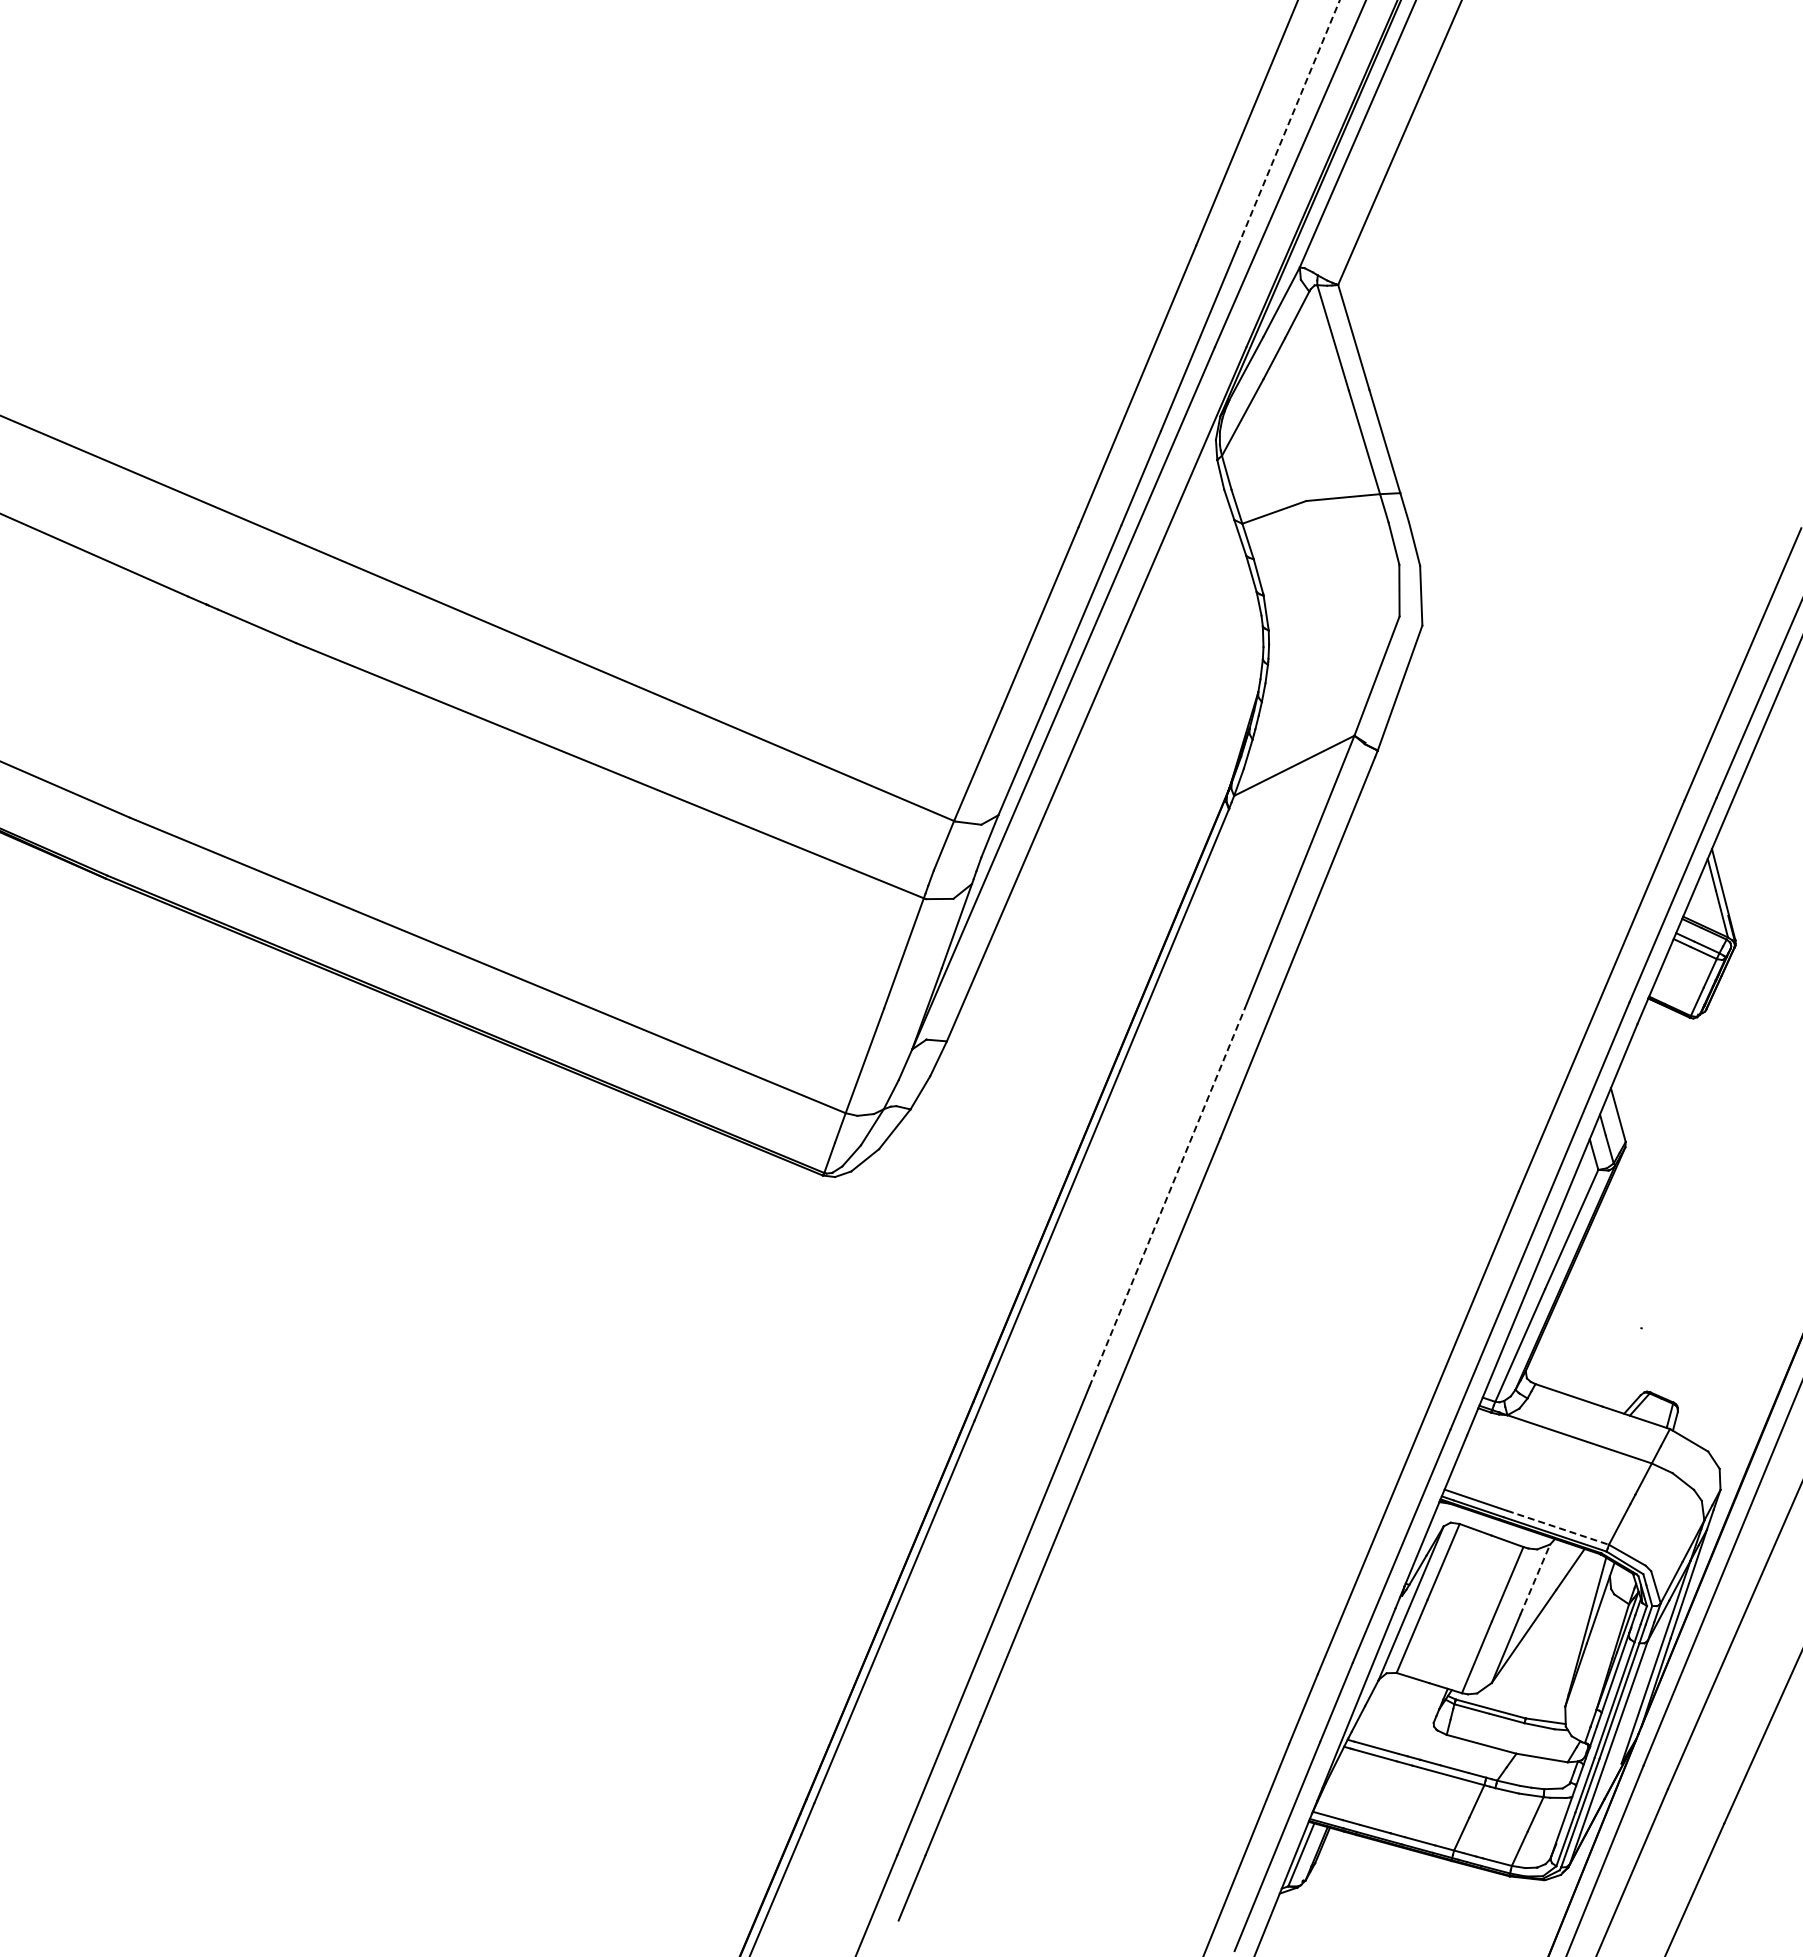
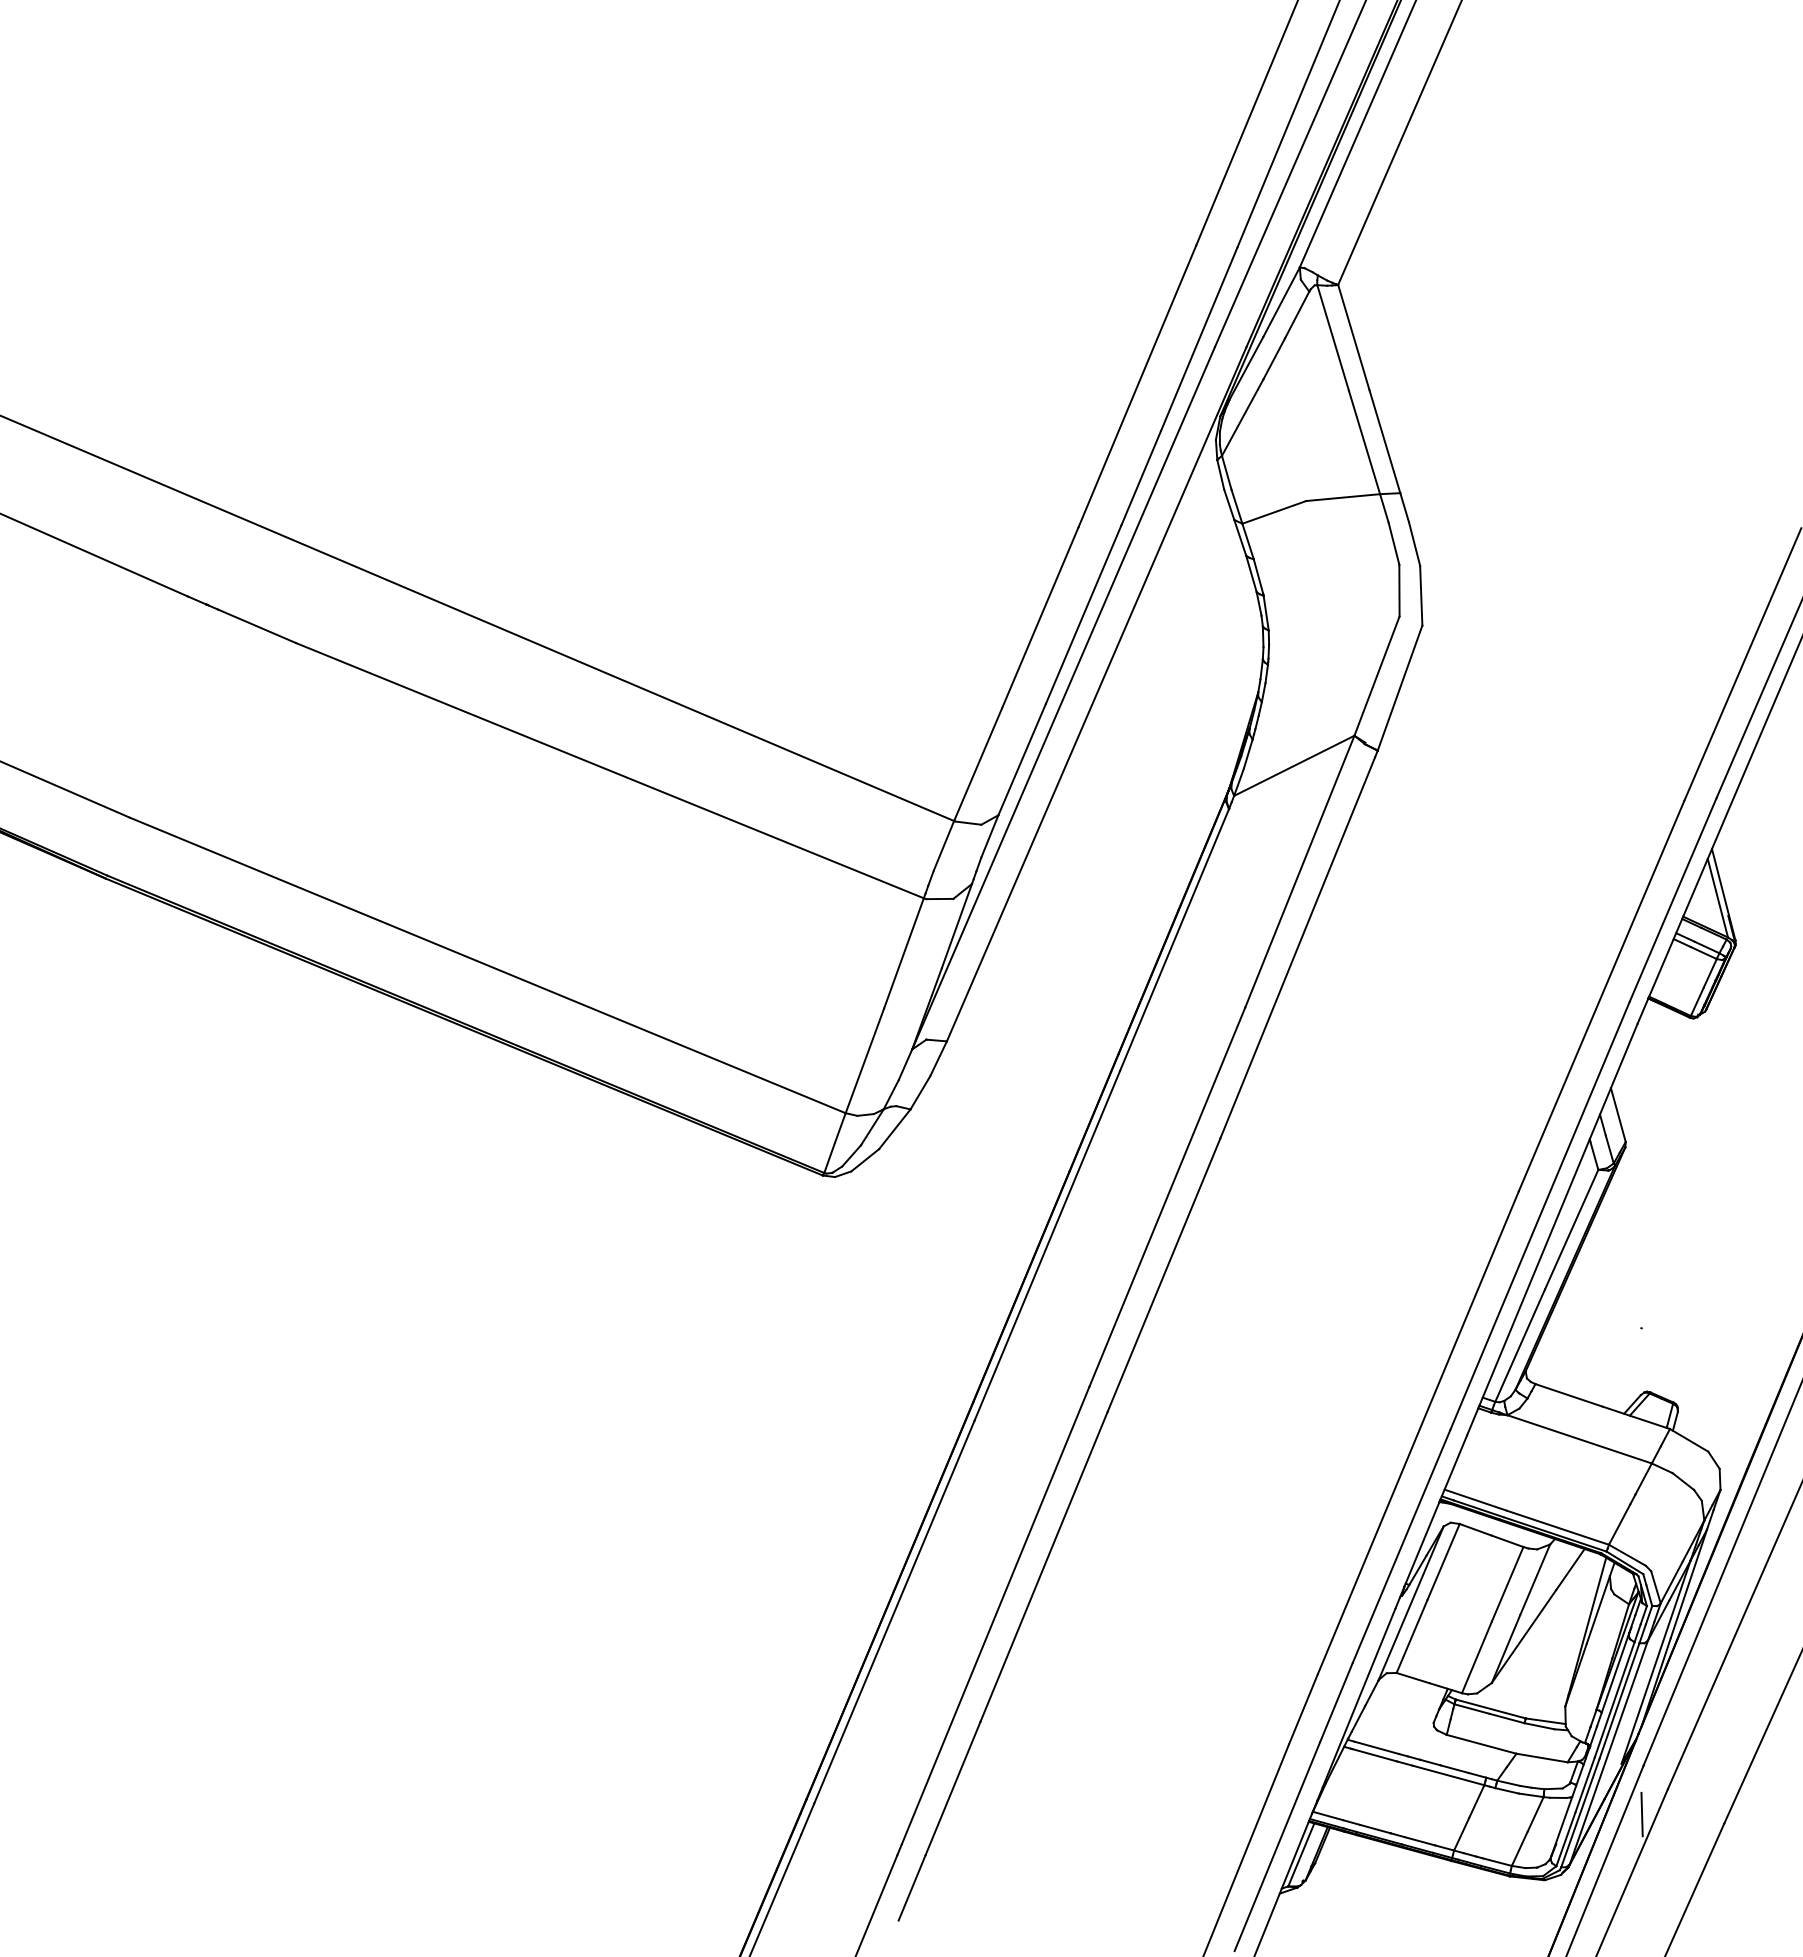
line: dashed -> solid (1288, 123)
line: dashed -> solid (1167, 1197)
line: dashed -> solid (1557, 1527)
line: dashed -> solid (1535, 1579)
line: none -> present (1641, 1814)
